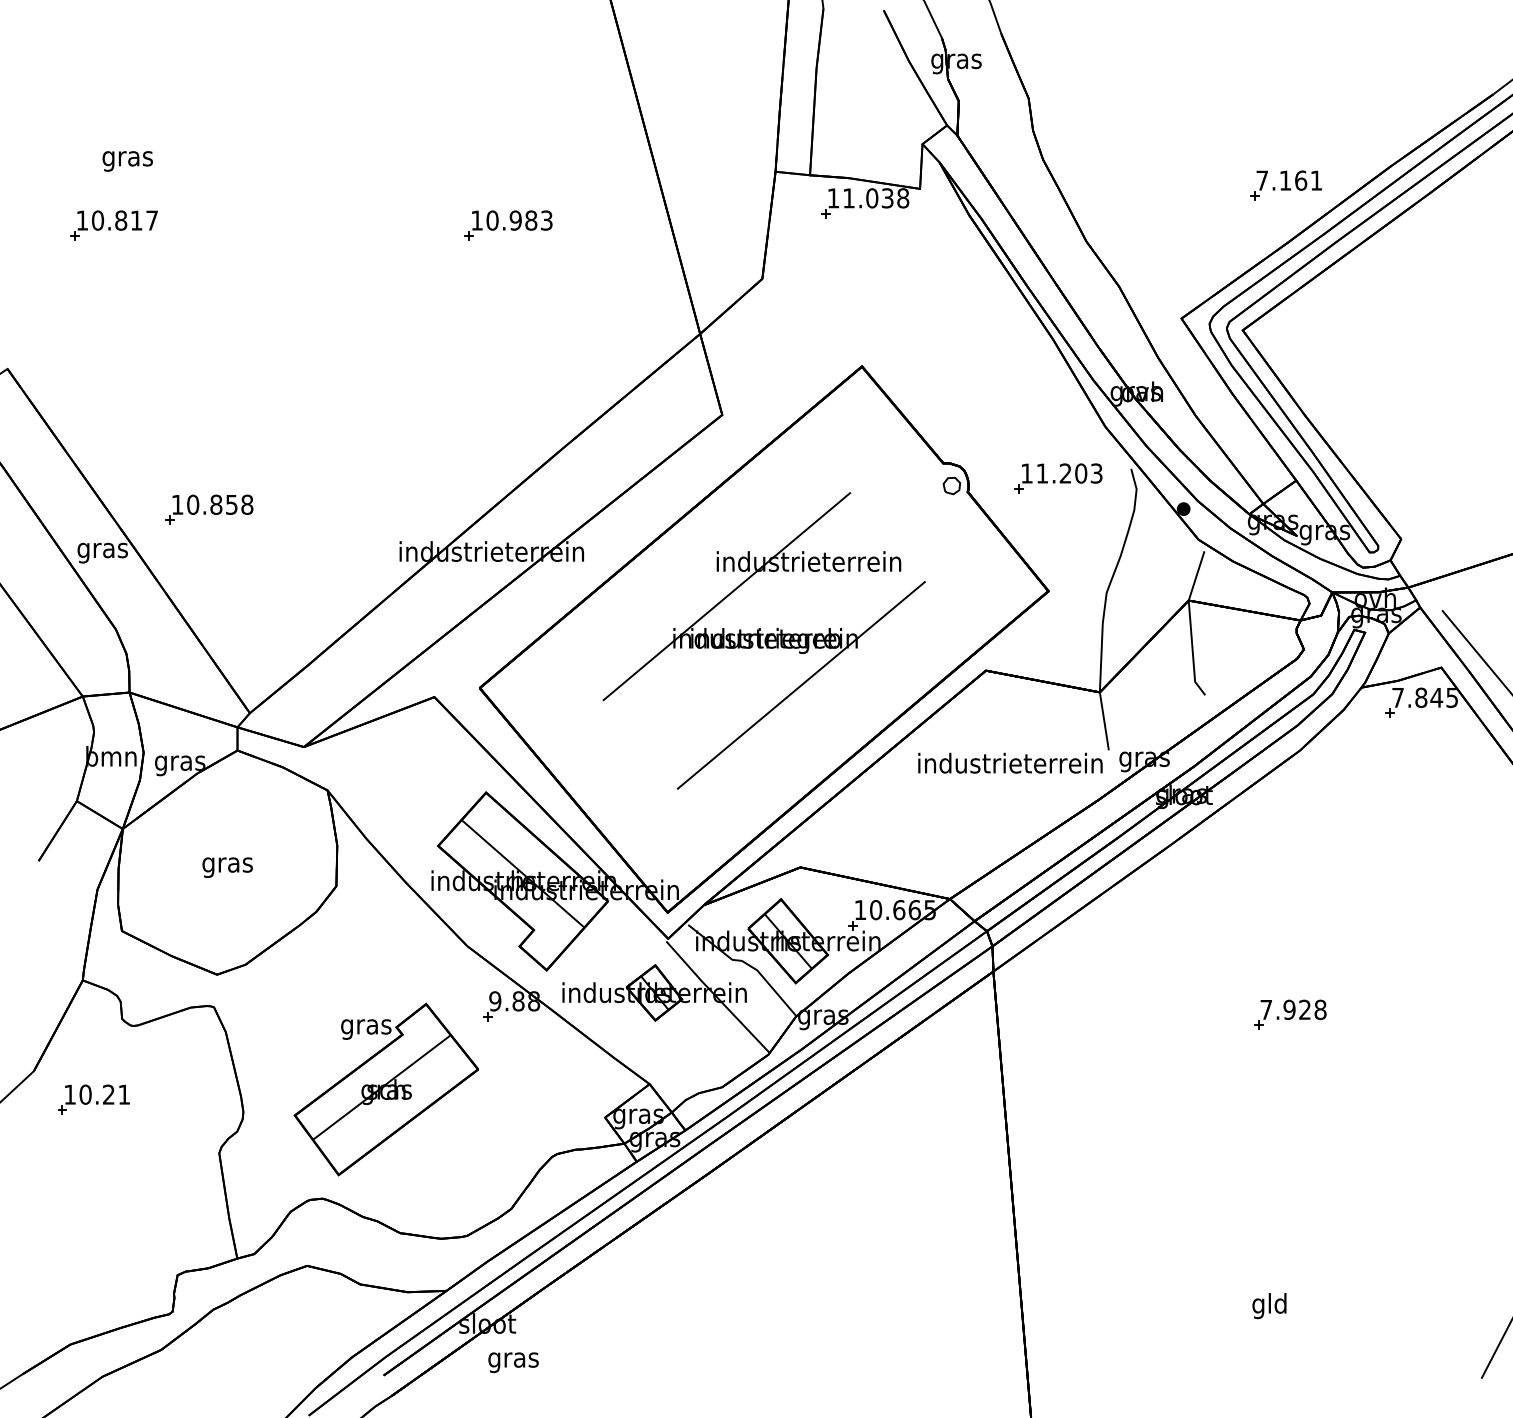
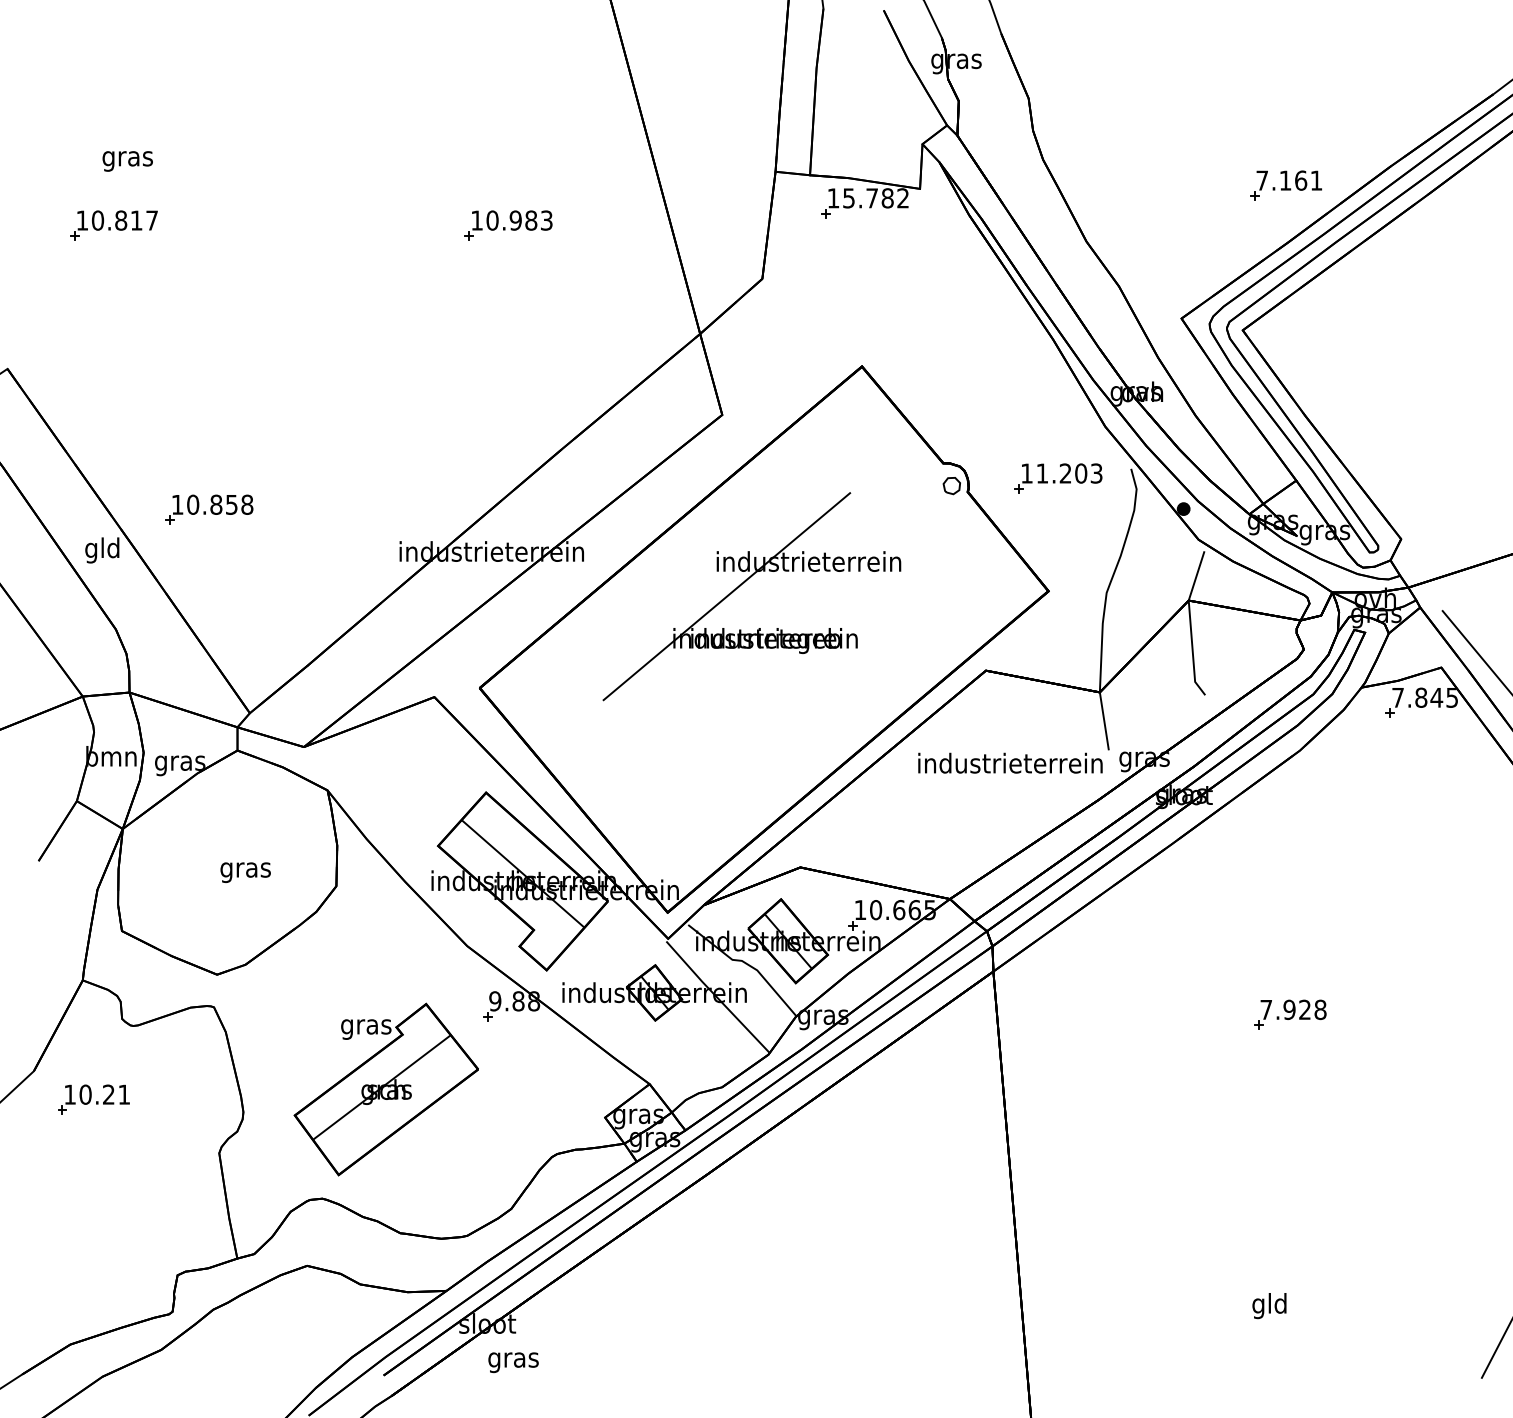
text: 11.038 -> 15.782 (876, 198)
text: gras -> gld (102, 550)
line: present -> none (800, 685)
text position: (227, 867) -> (245, 872) (245, 872)
